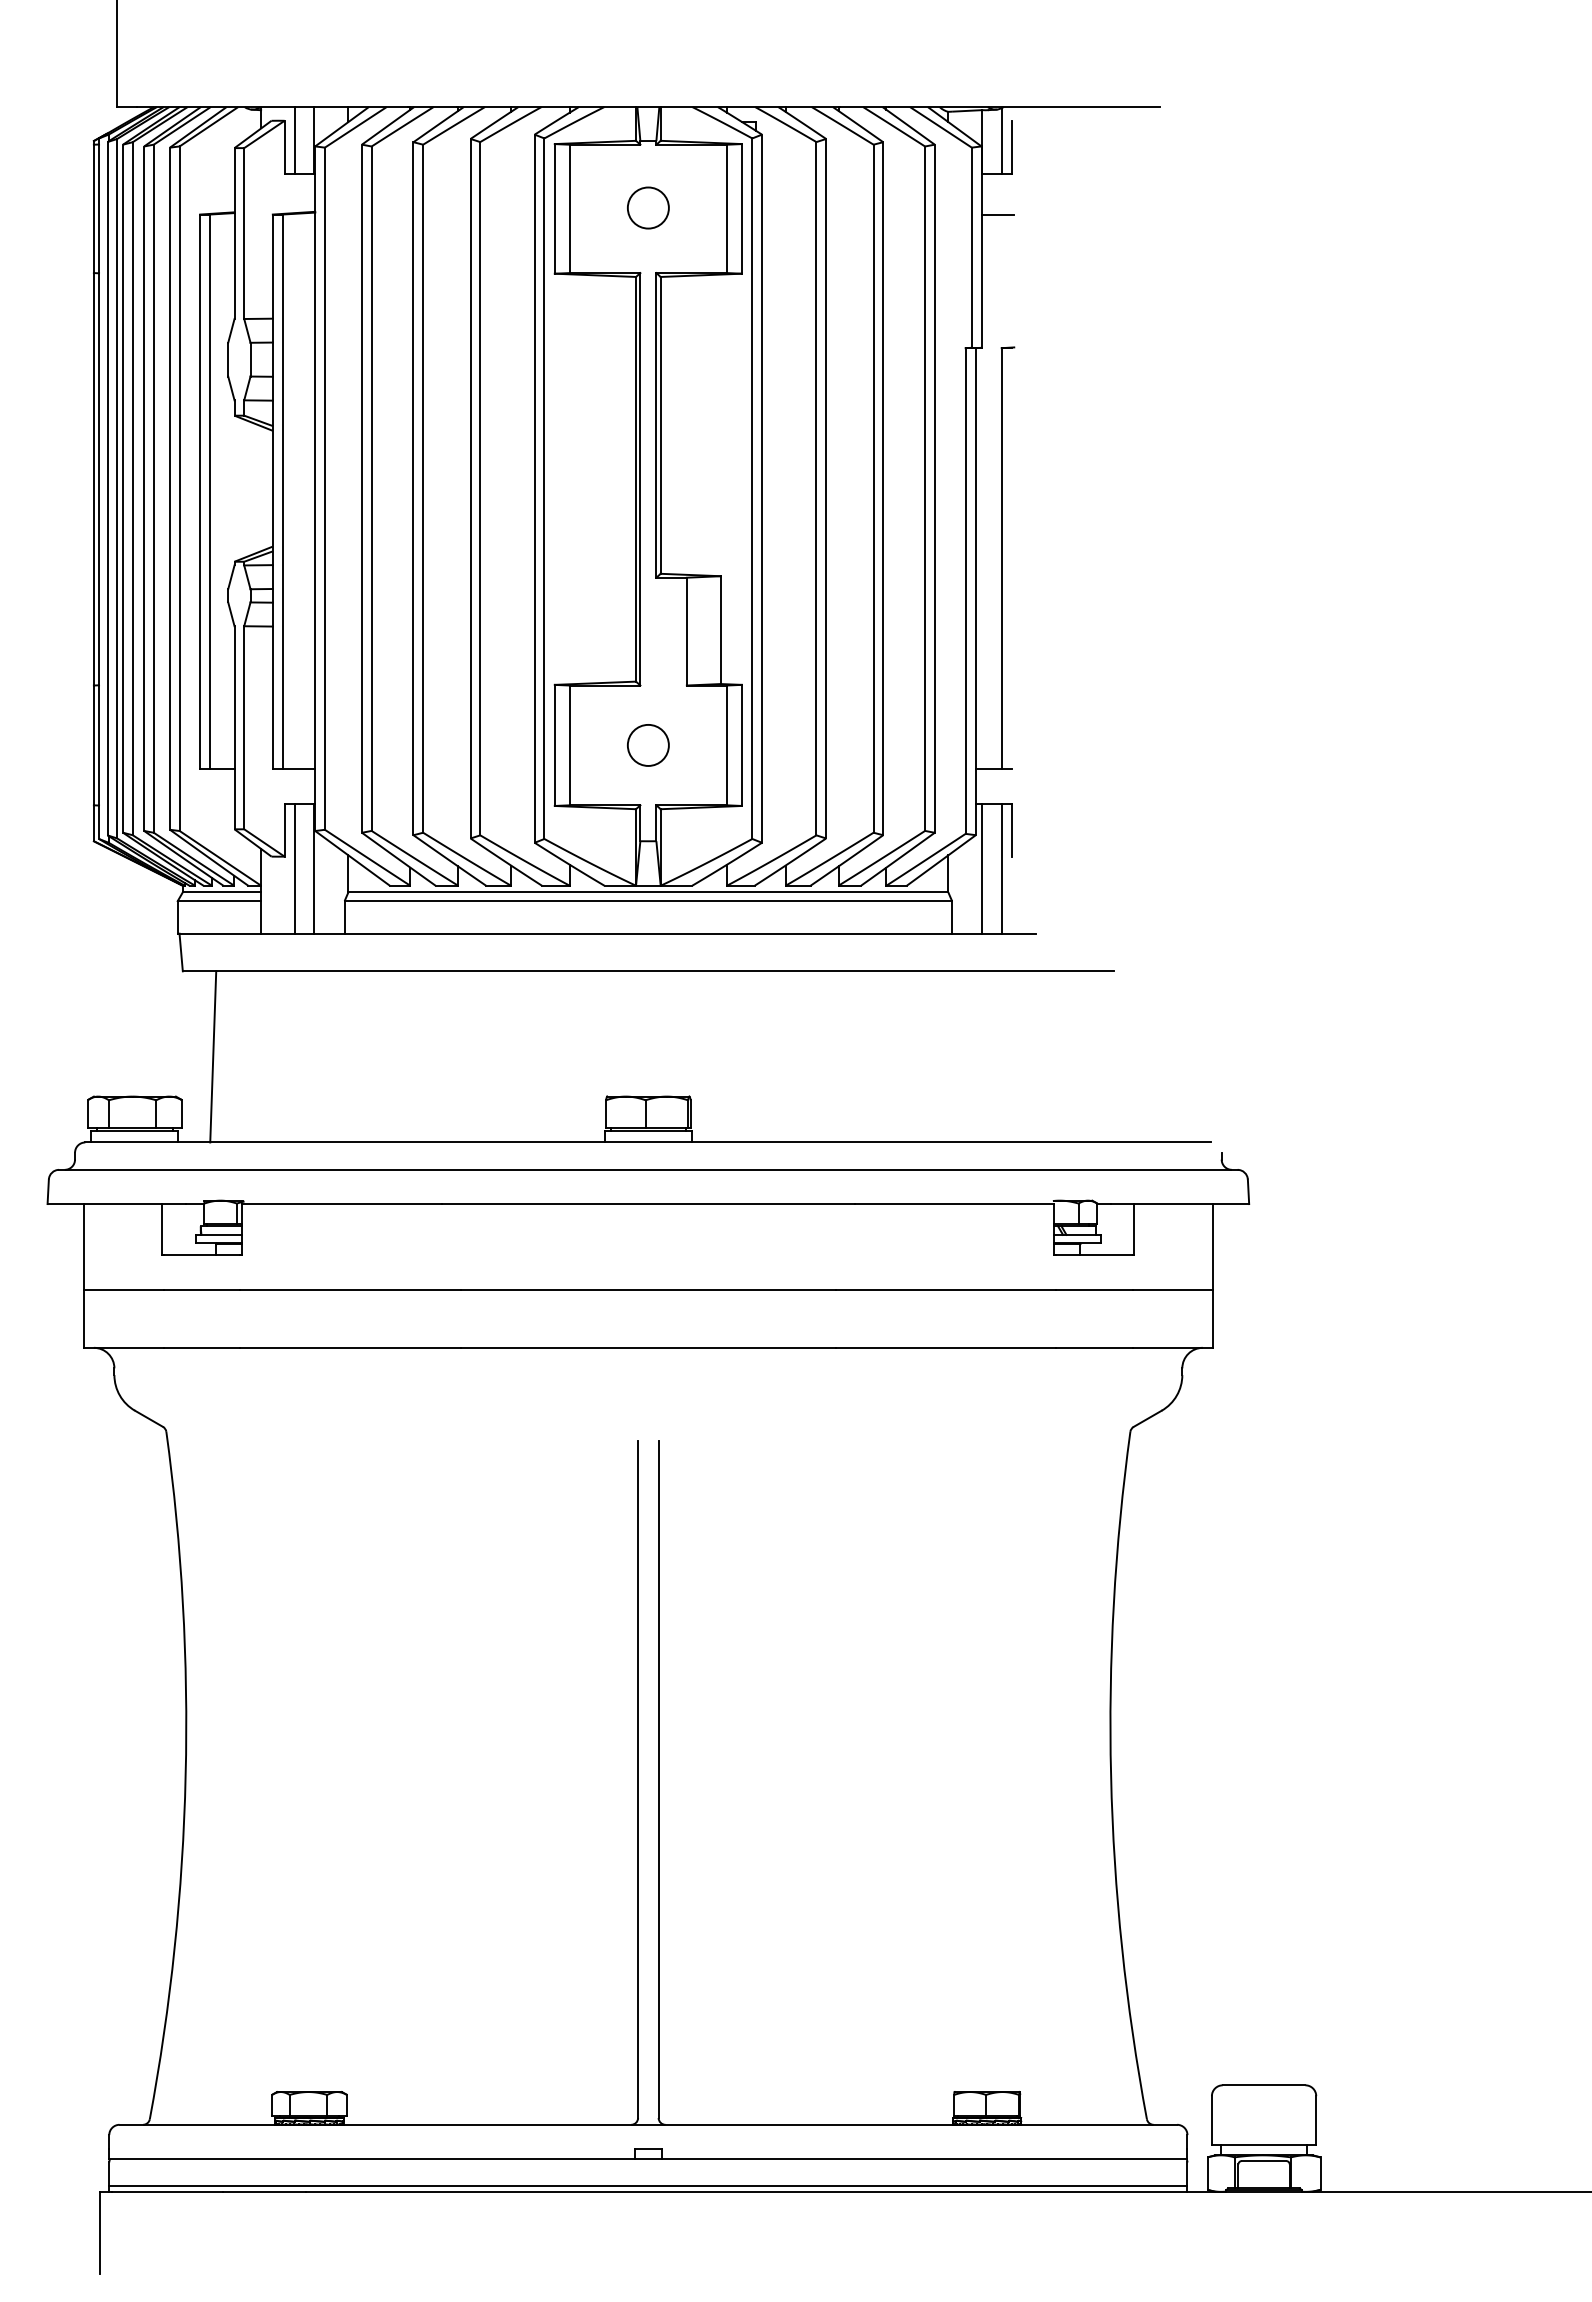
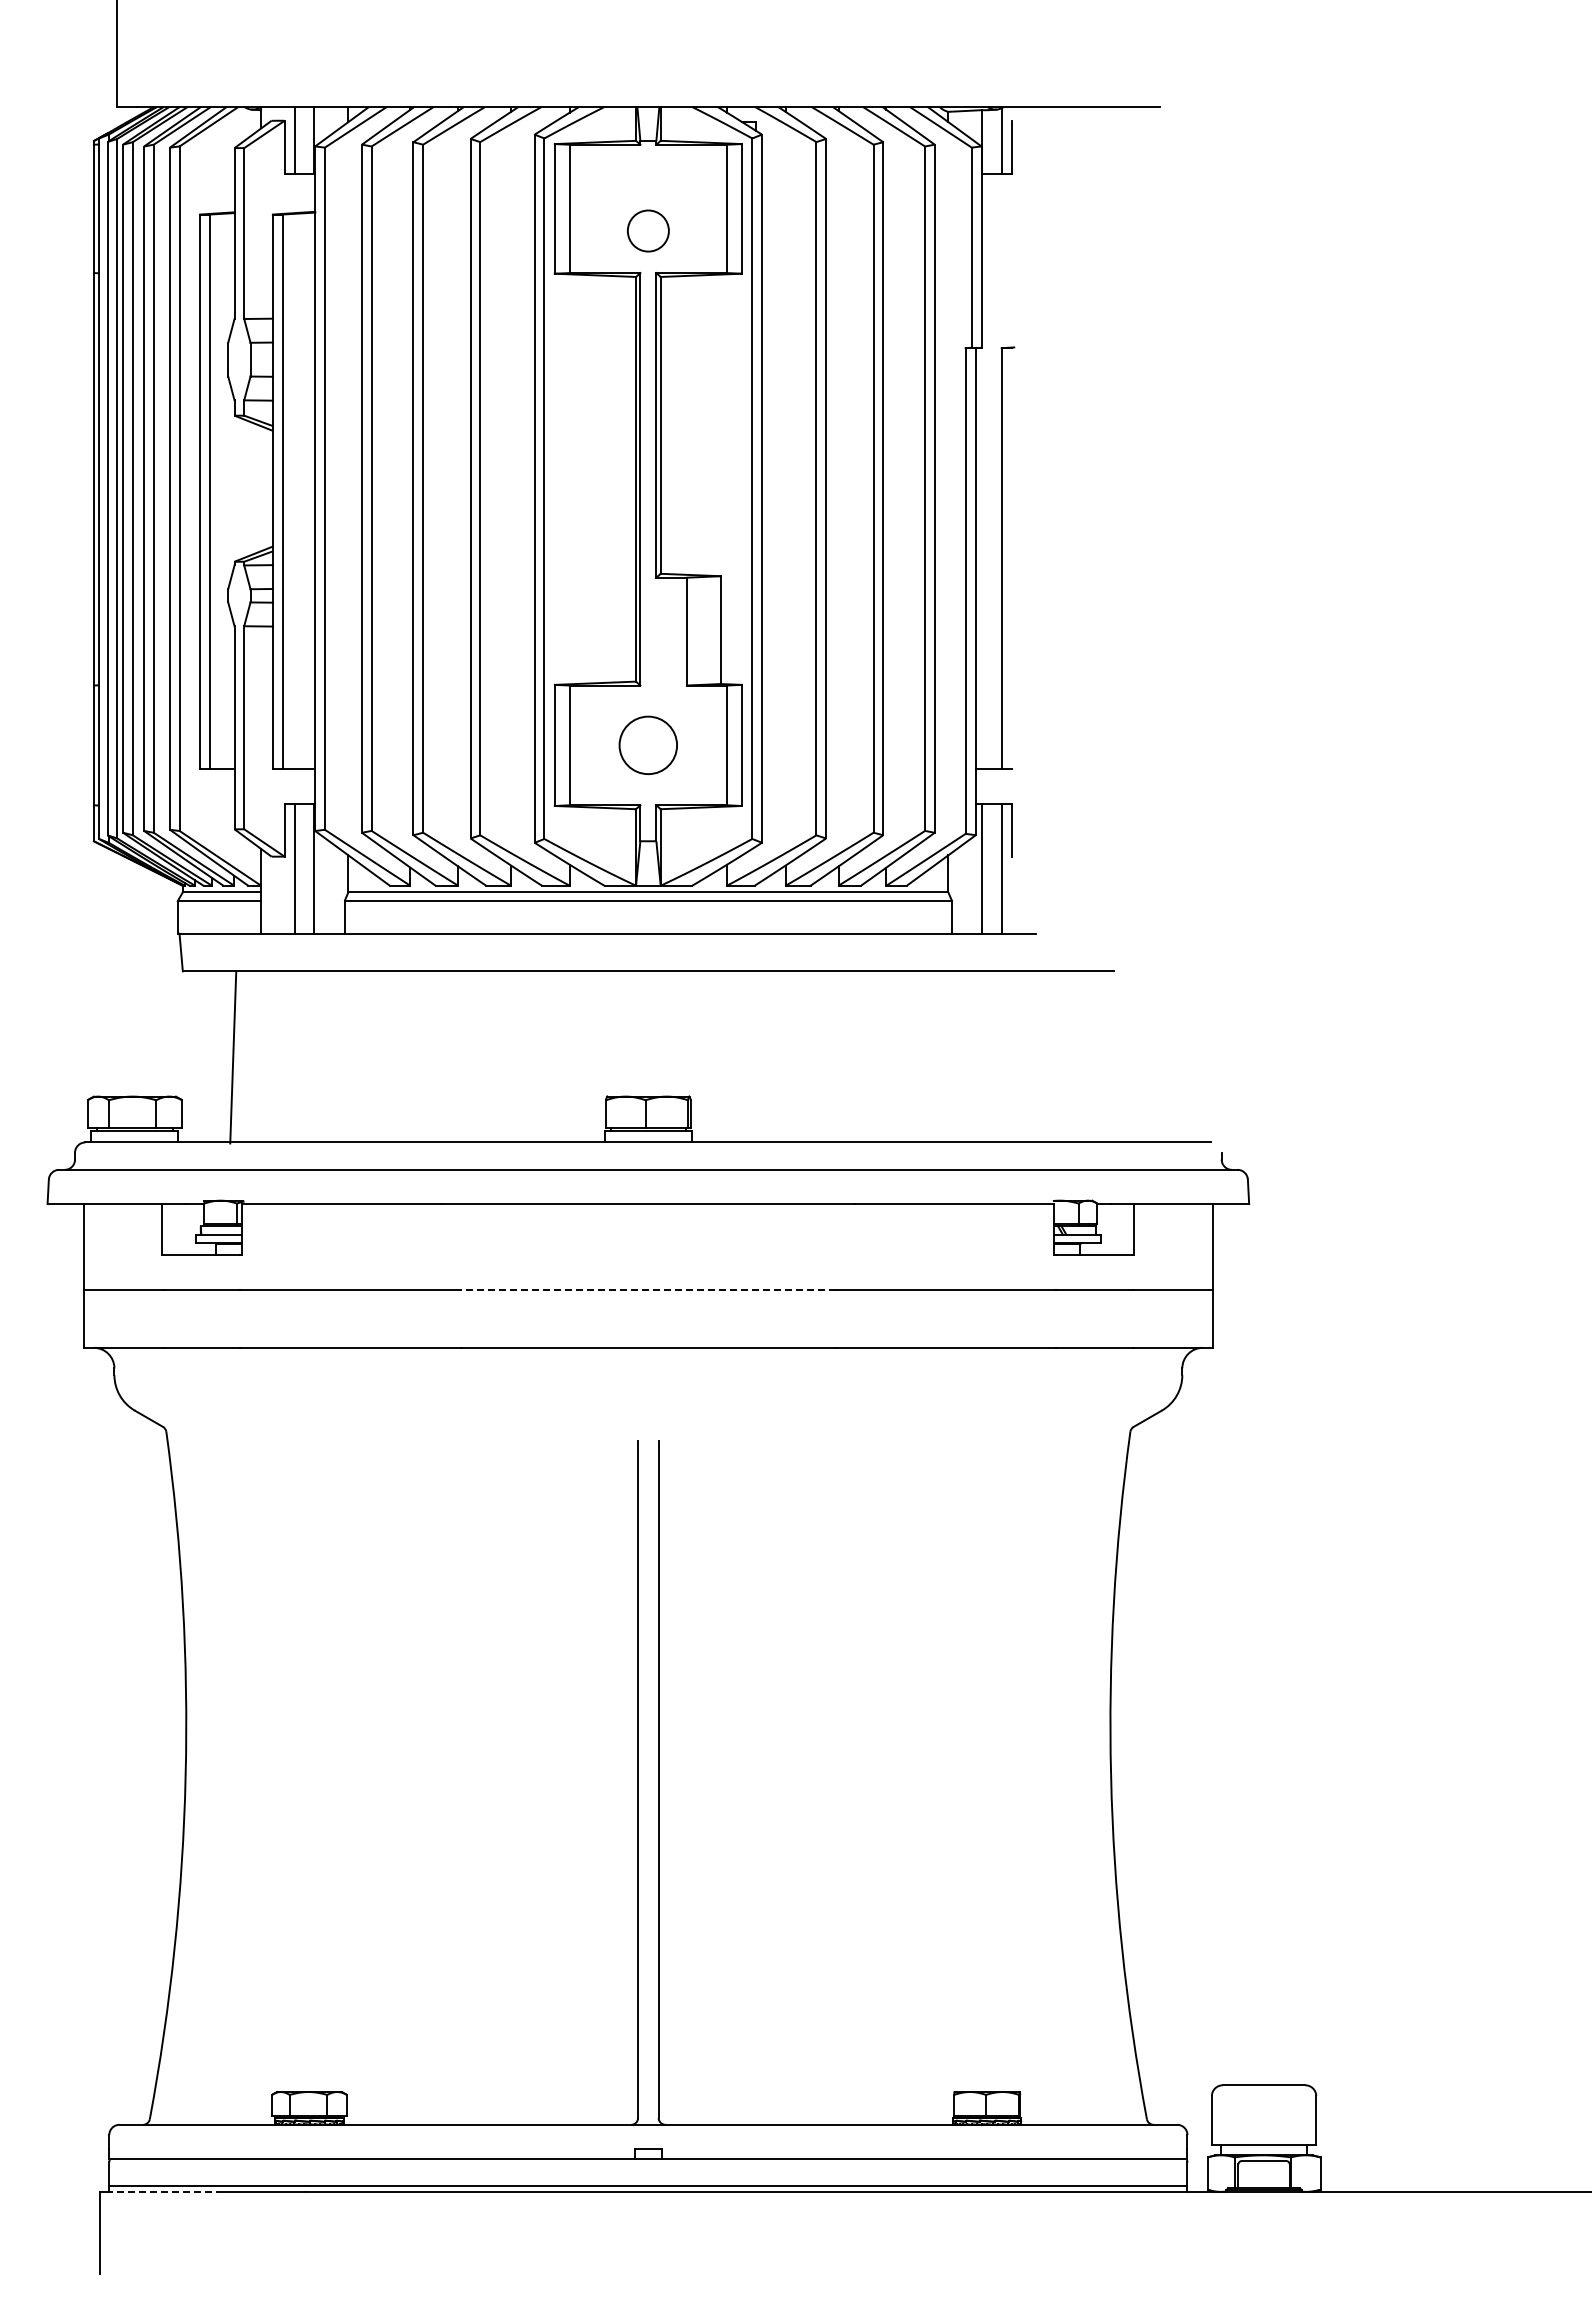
circle position: (648, 207) -> (648, 230) (648, 230)
line: present -> none (997, 214)
circle size: 43x43 px -> 60x60 px (647, 744)
line position: (213, 1056) -> (233, 1057) (233, 1057)
line: solid -> dashed (647, 1289)
line: solid -> dashed (166, 2191)
